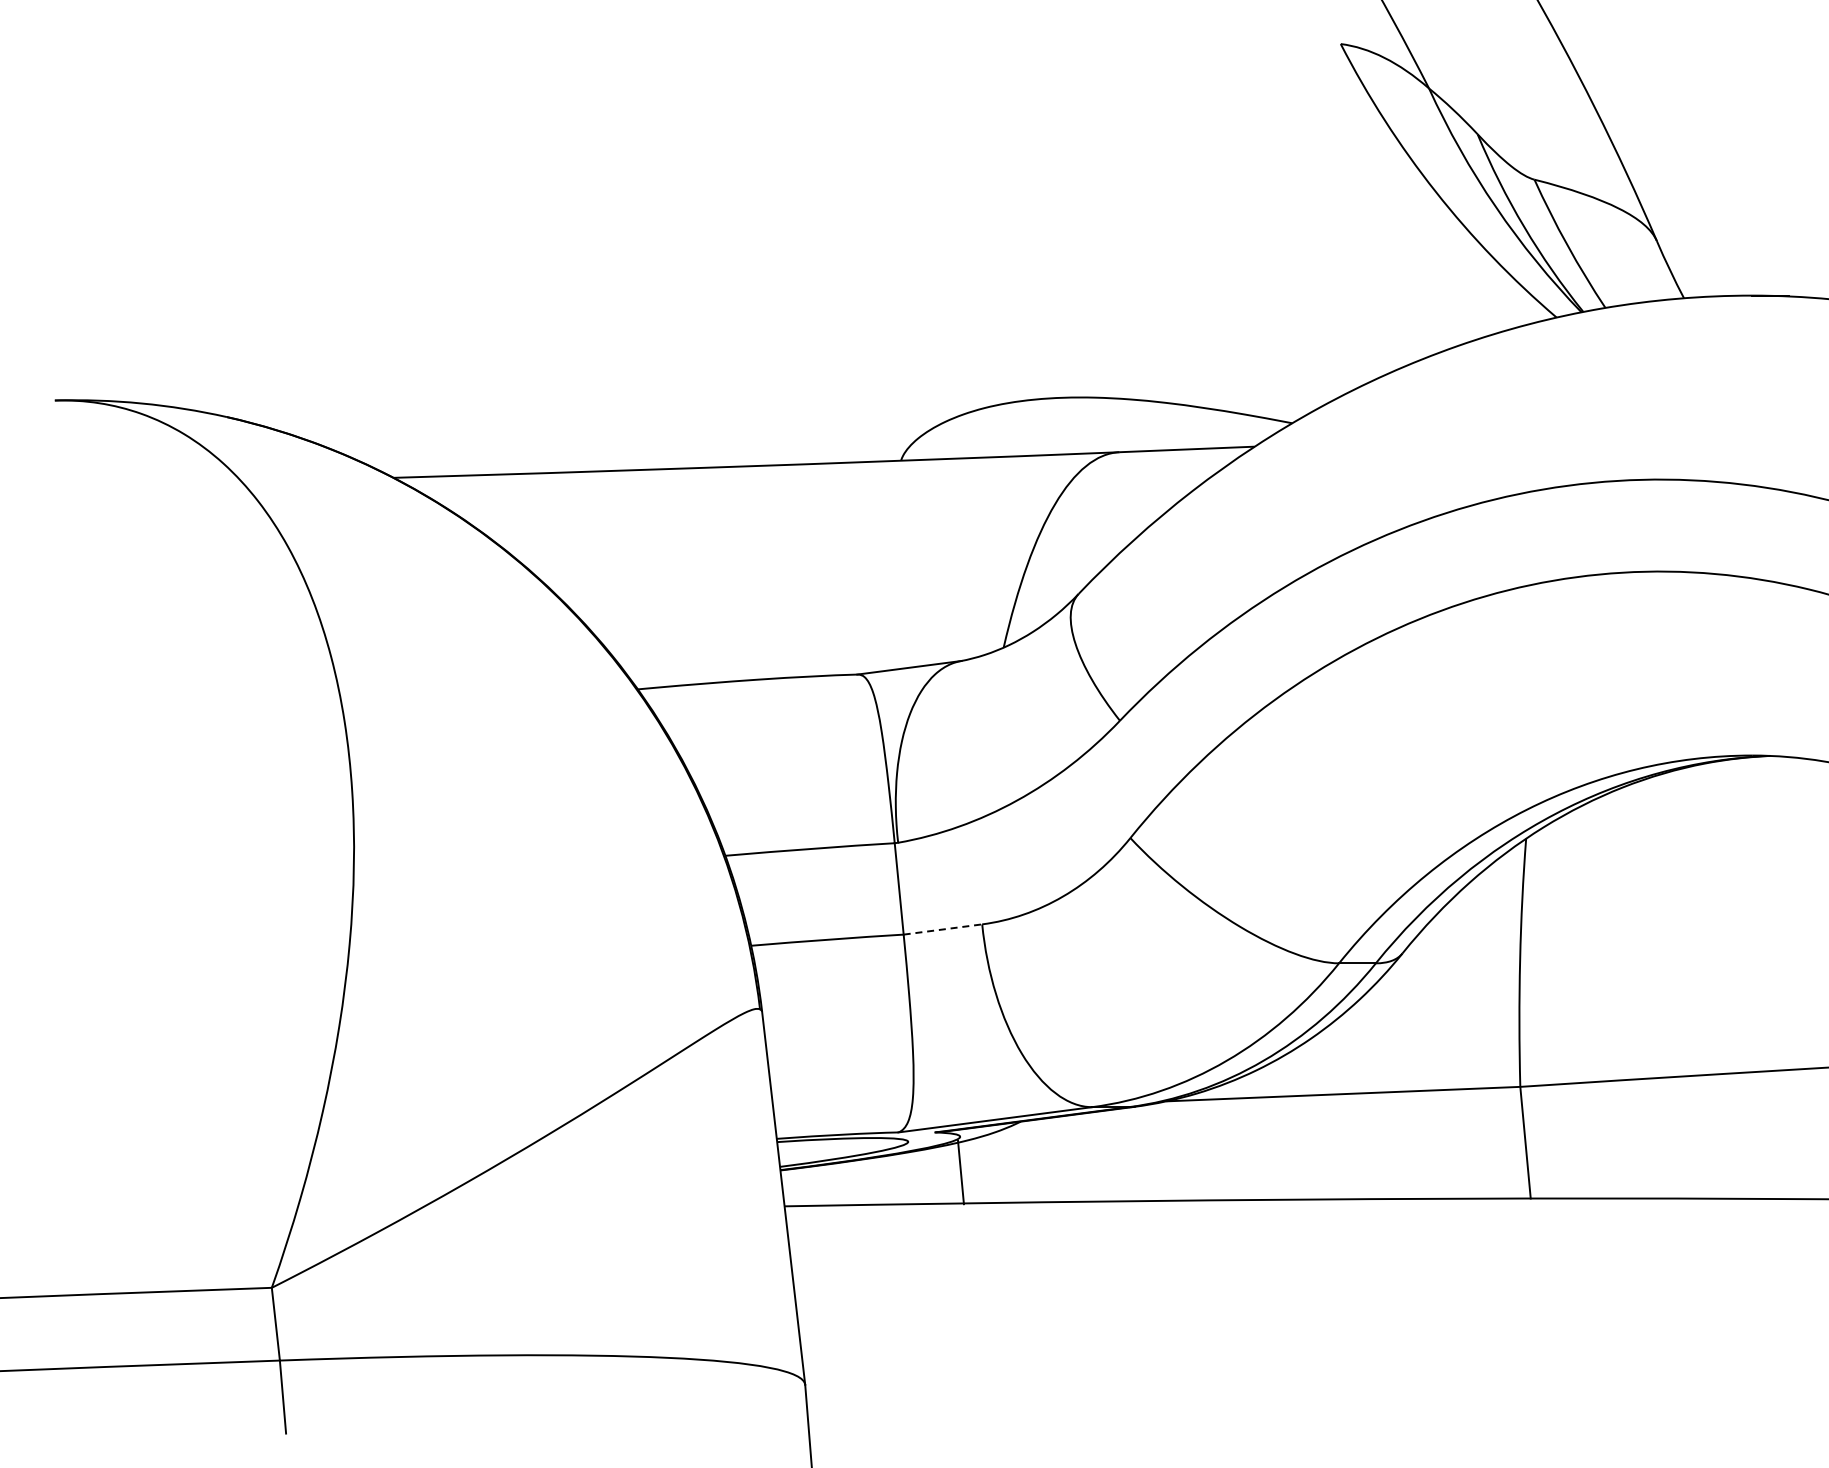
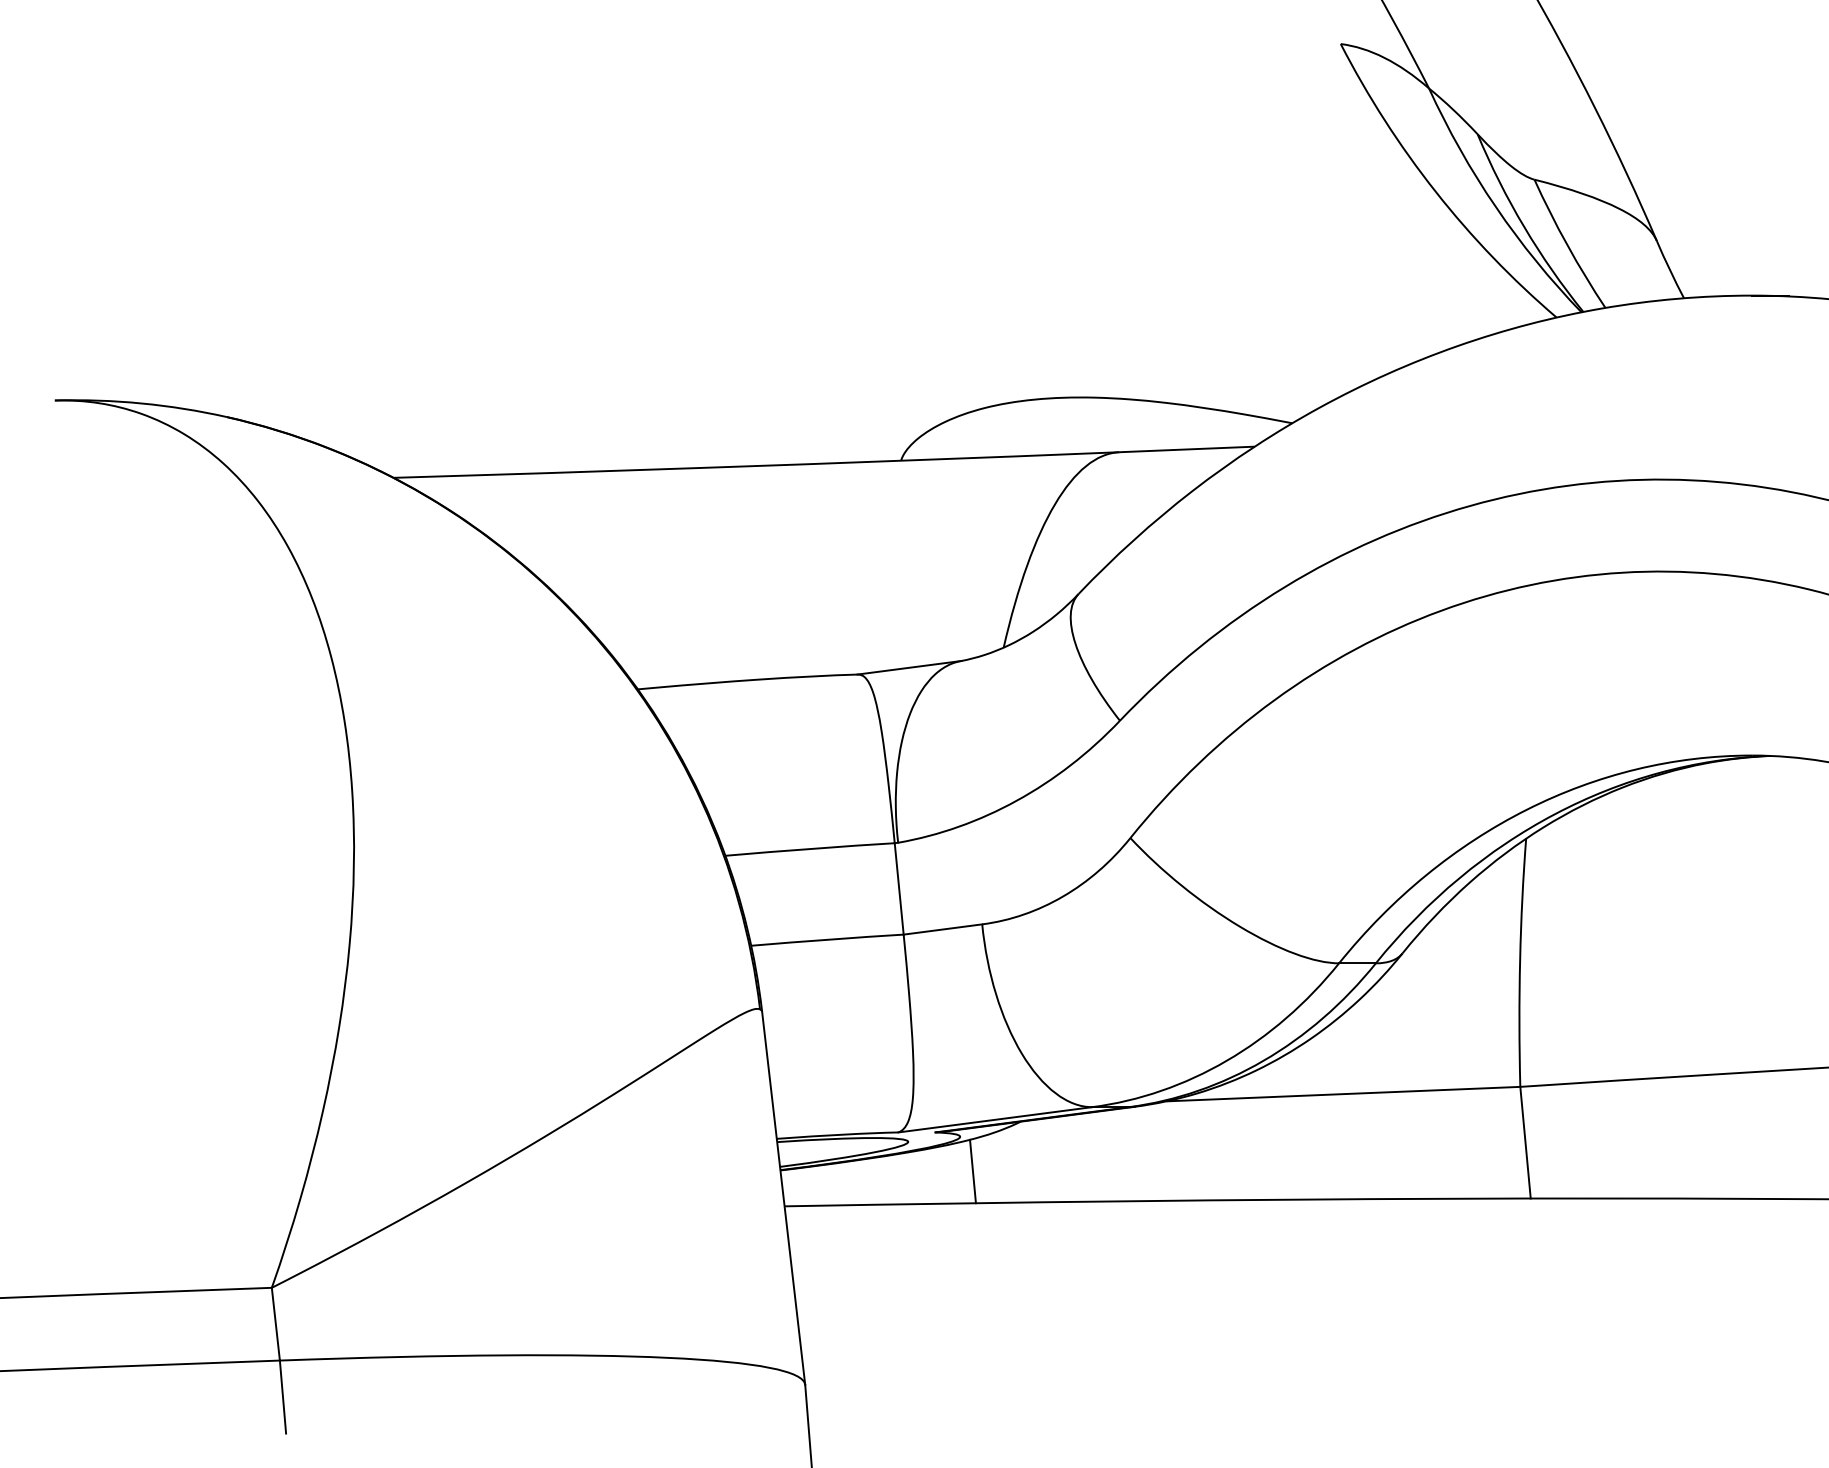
line: dashed -> solid (942, 929)
line position: (960, 1172) -> (972, 1171) (972, 1171)
